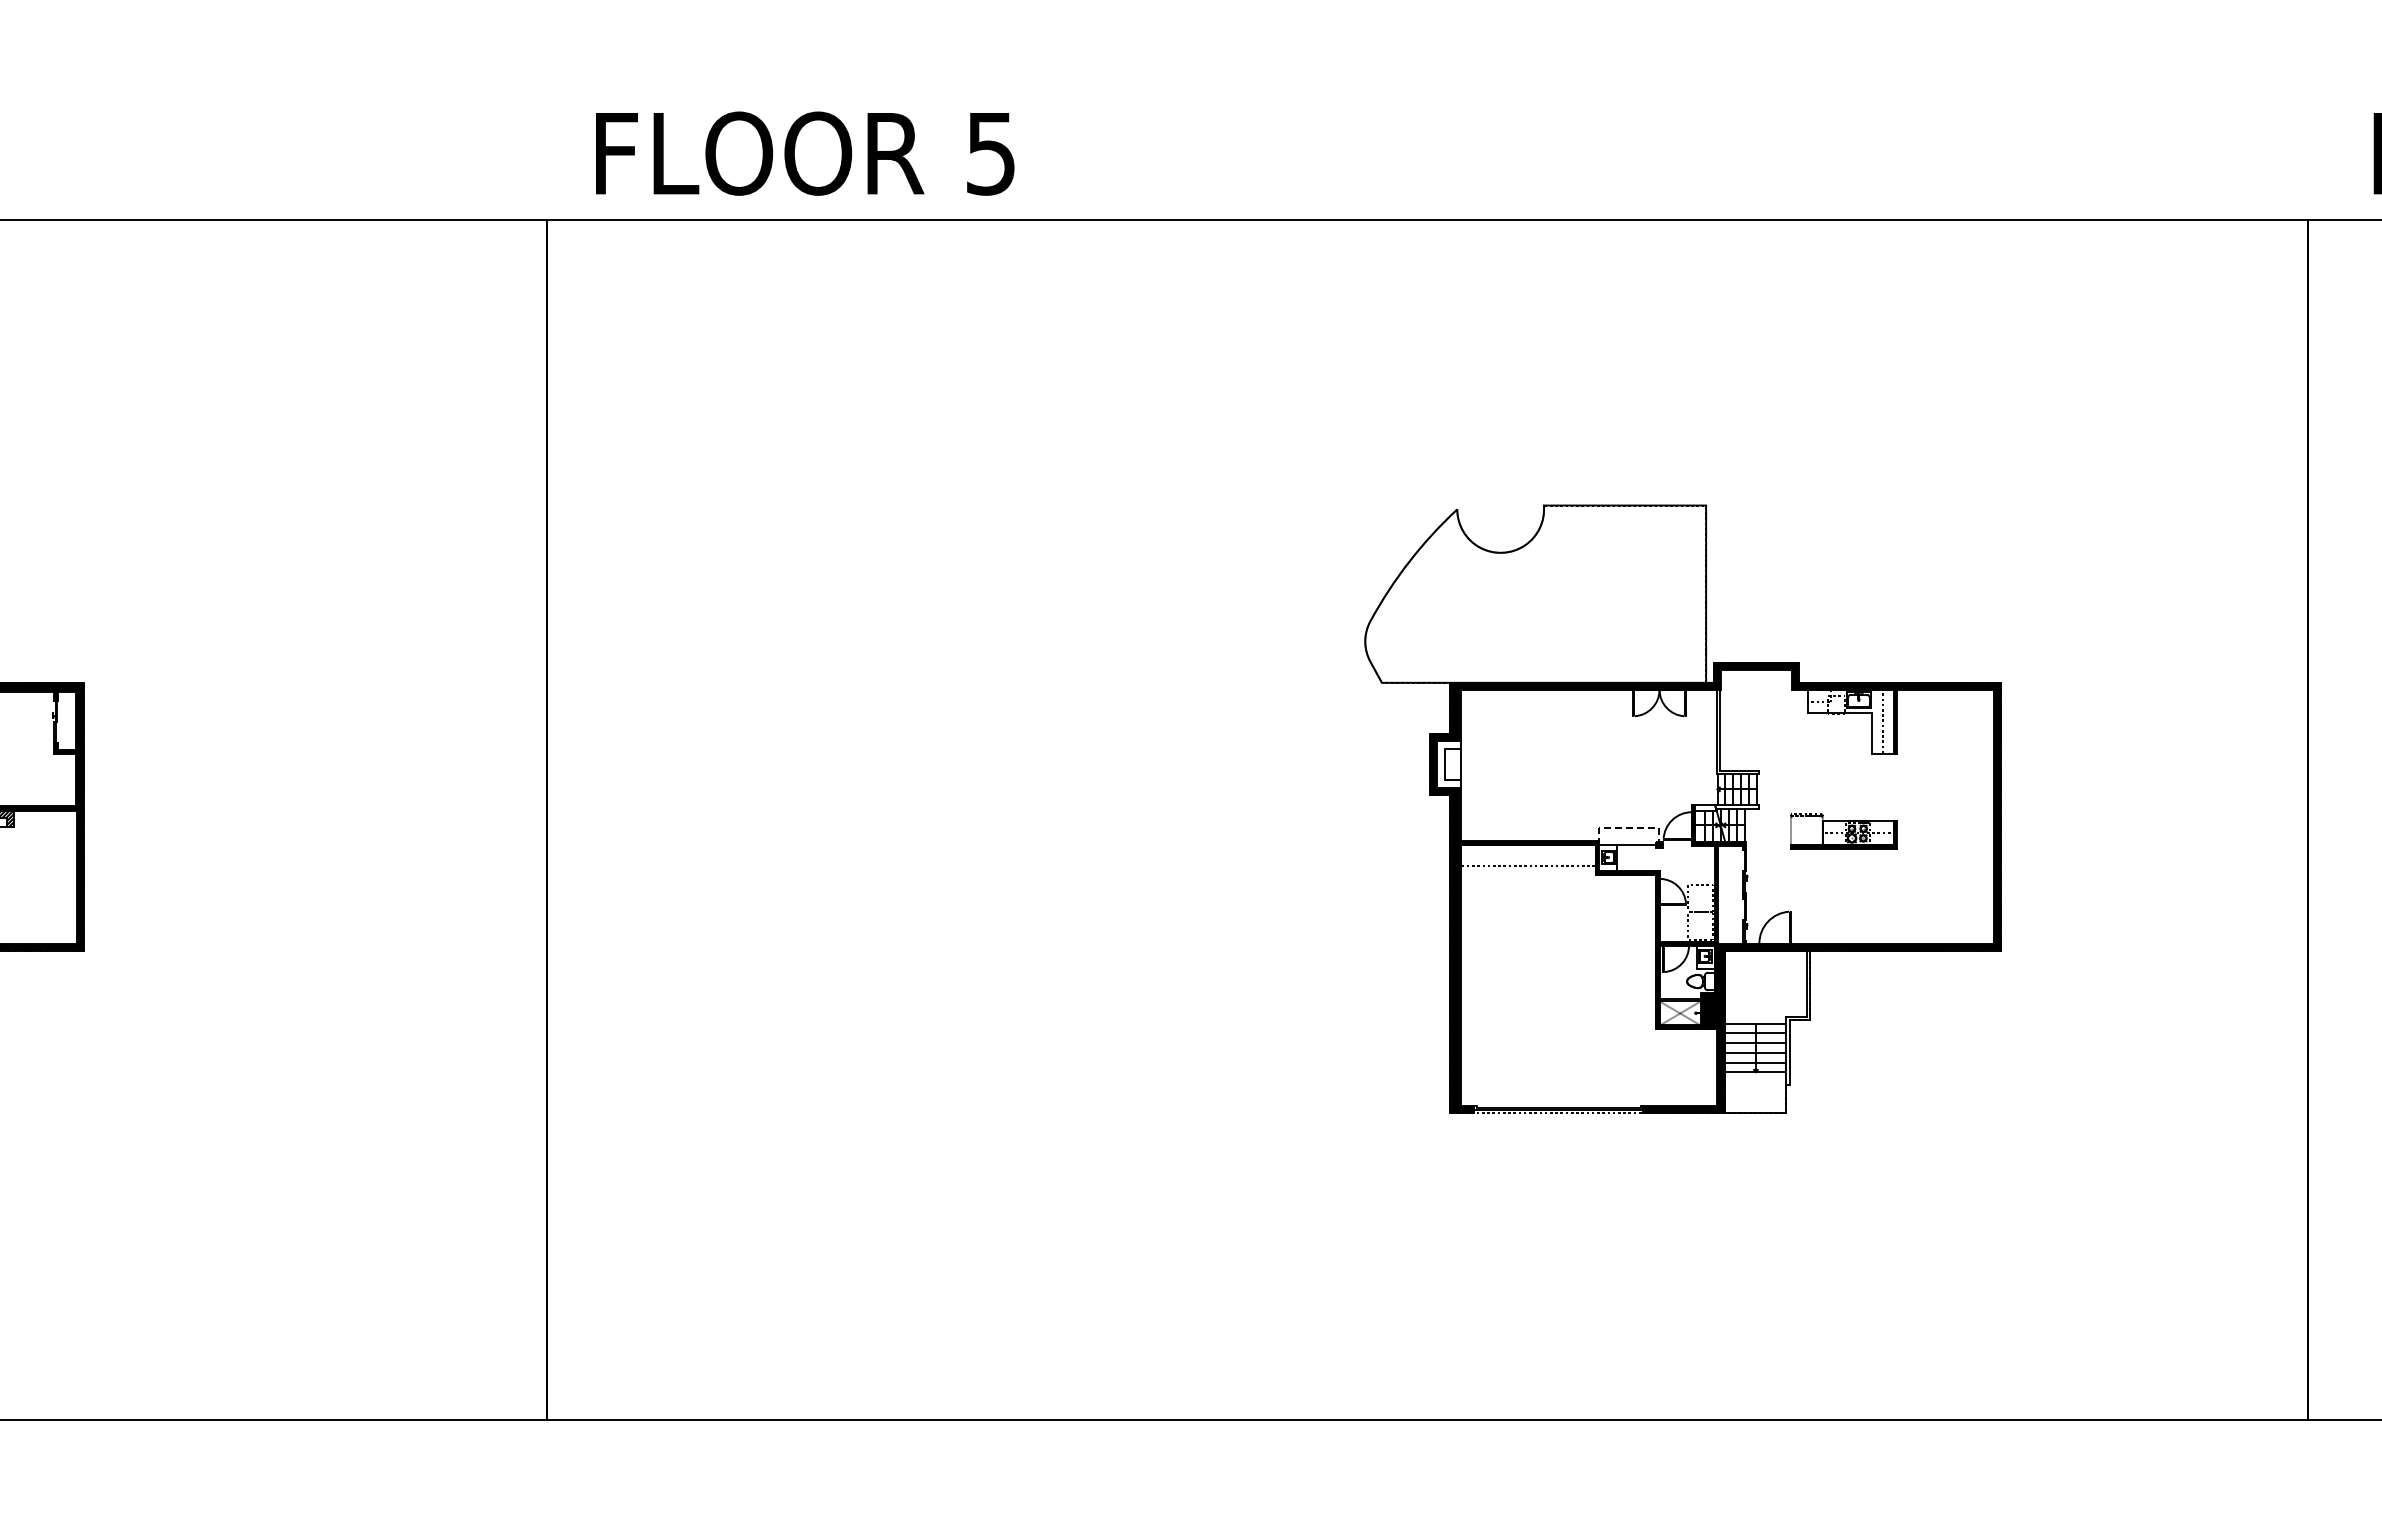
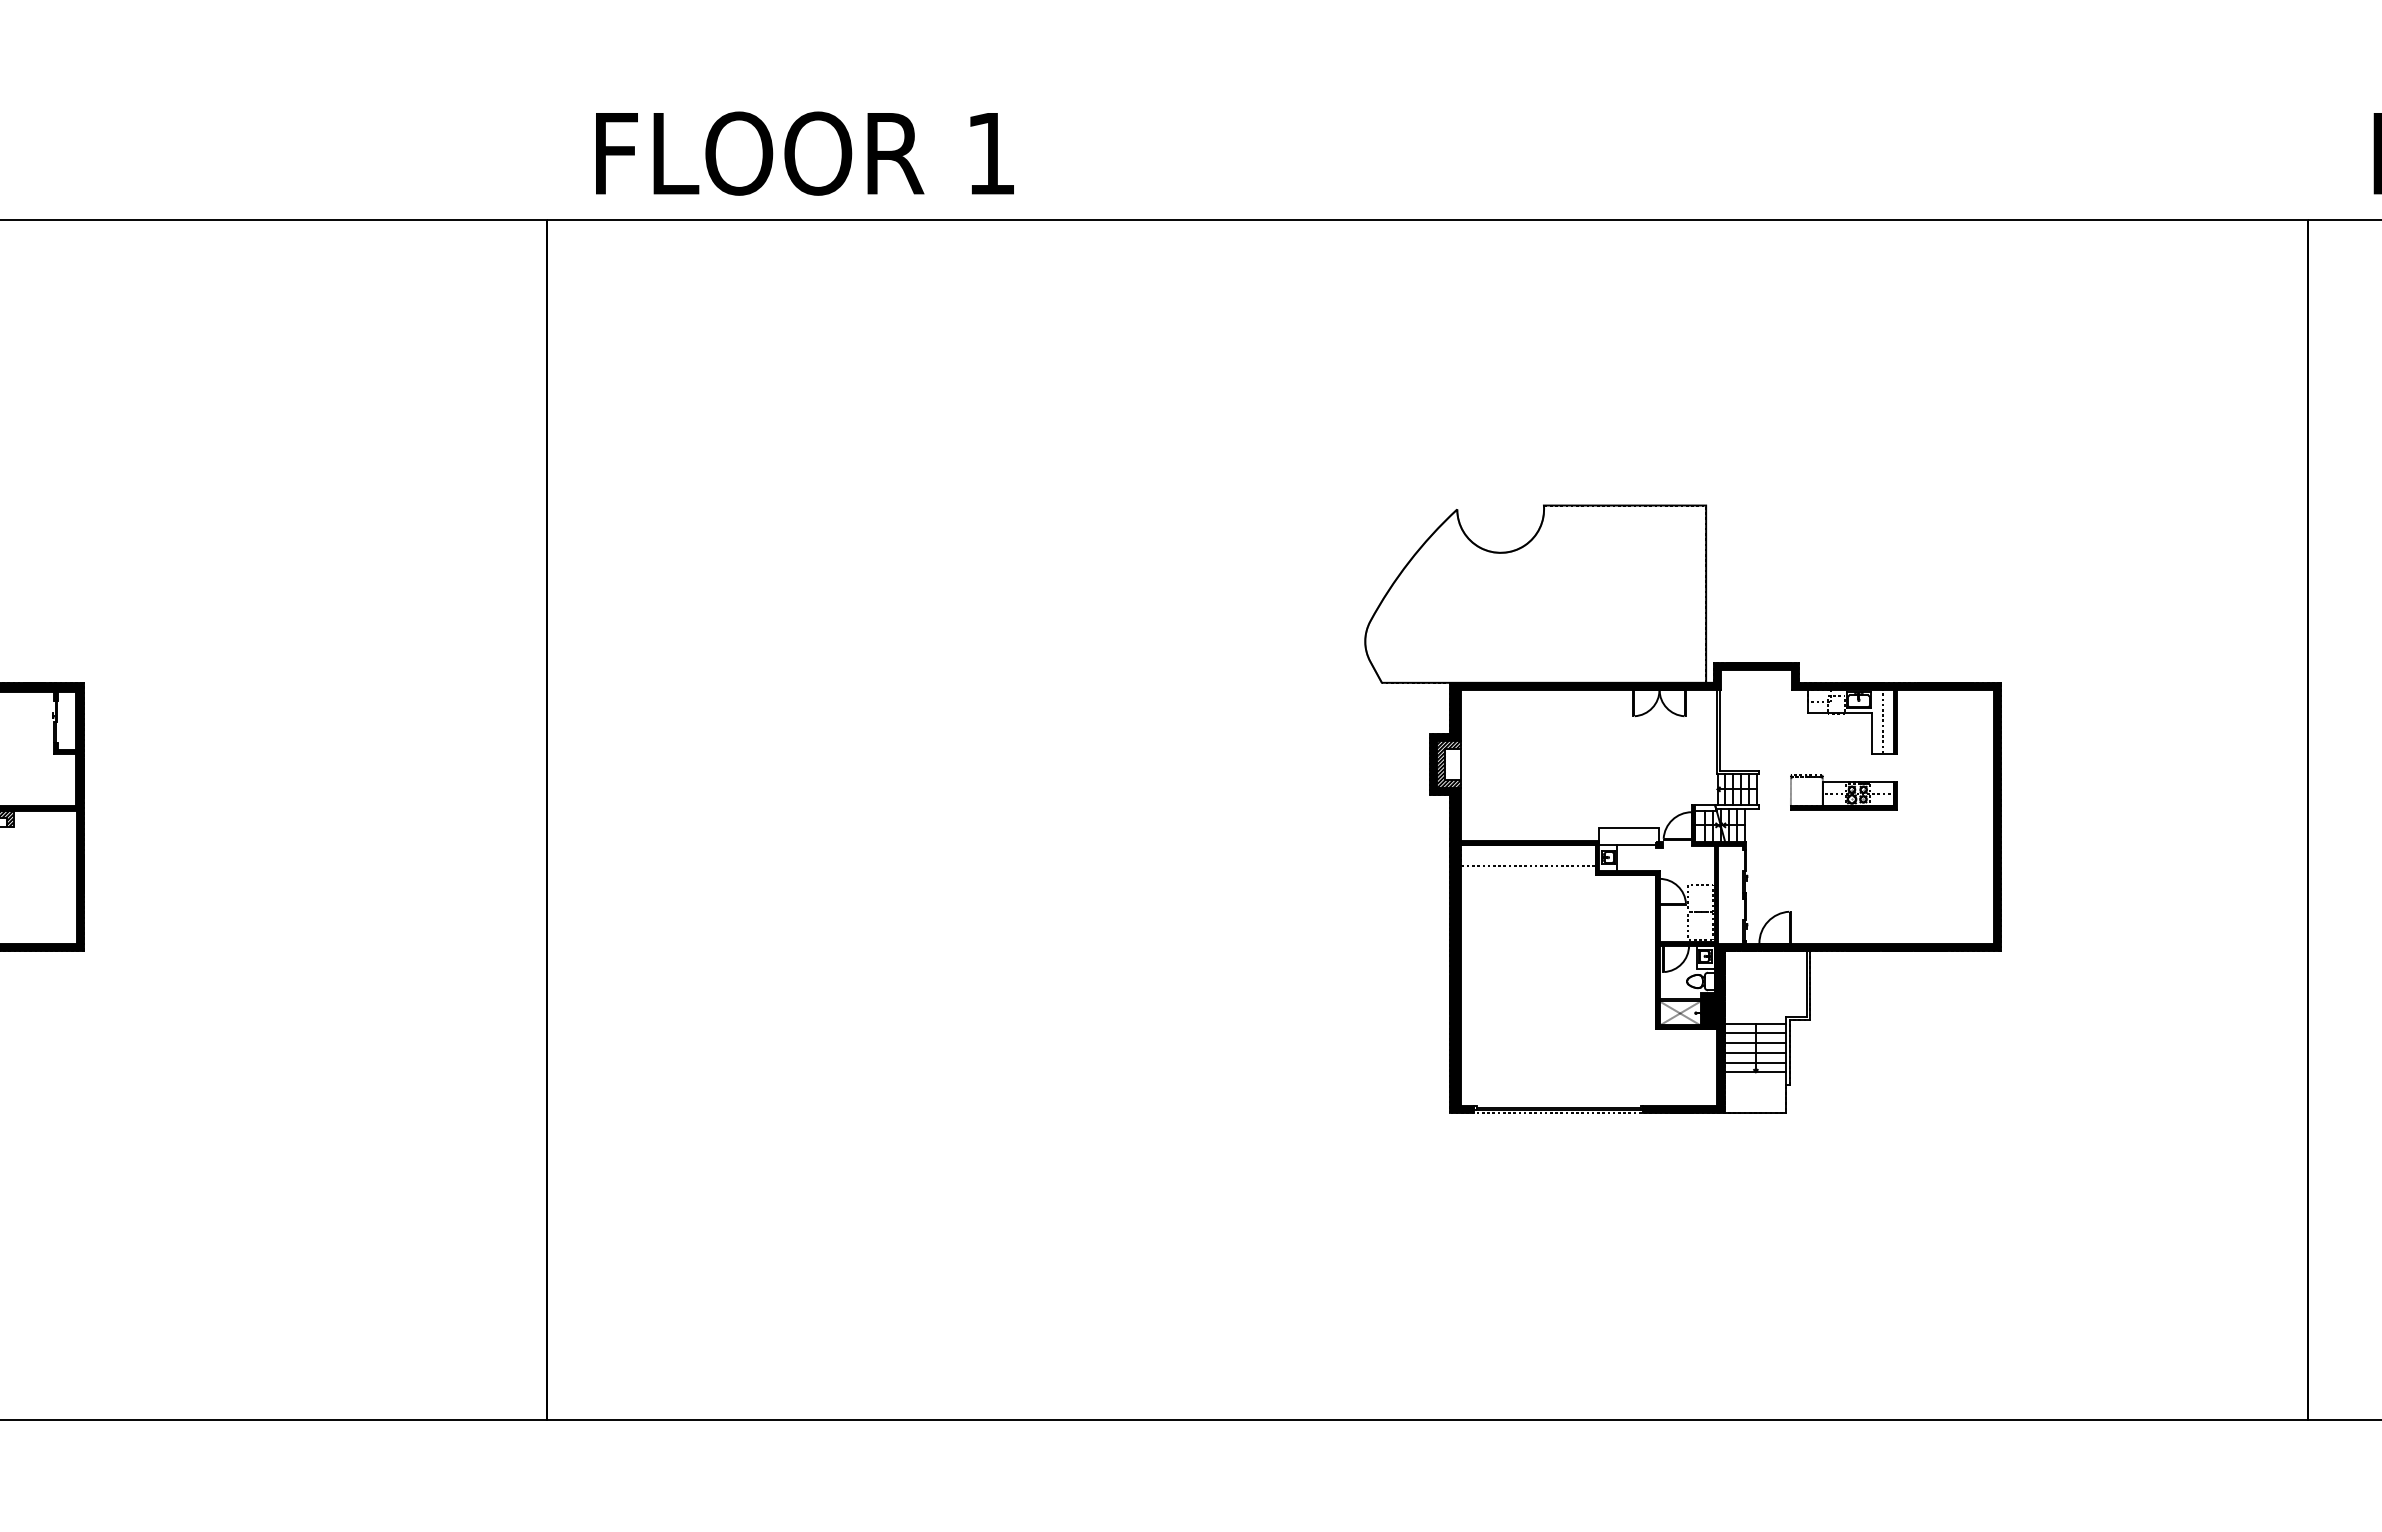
text: 5 -> 1 (990, 154)
hatch: none -> present (1449, 764)
line: dashed -> solid (1627, 828)
part position: (1843, 831) -> (1843, 792) (1843, 792)
